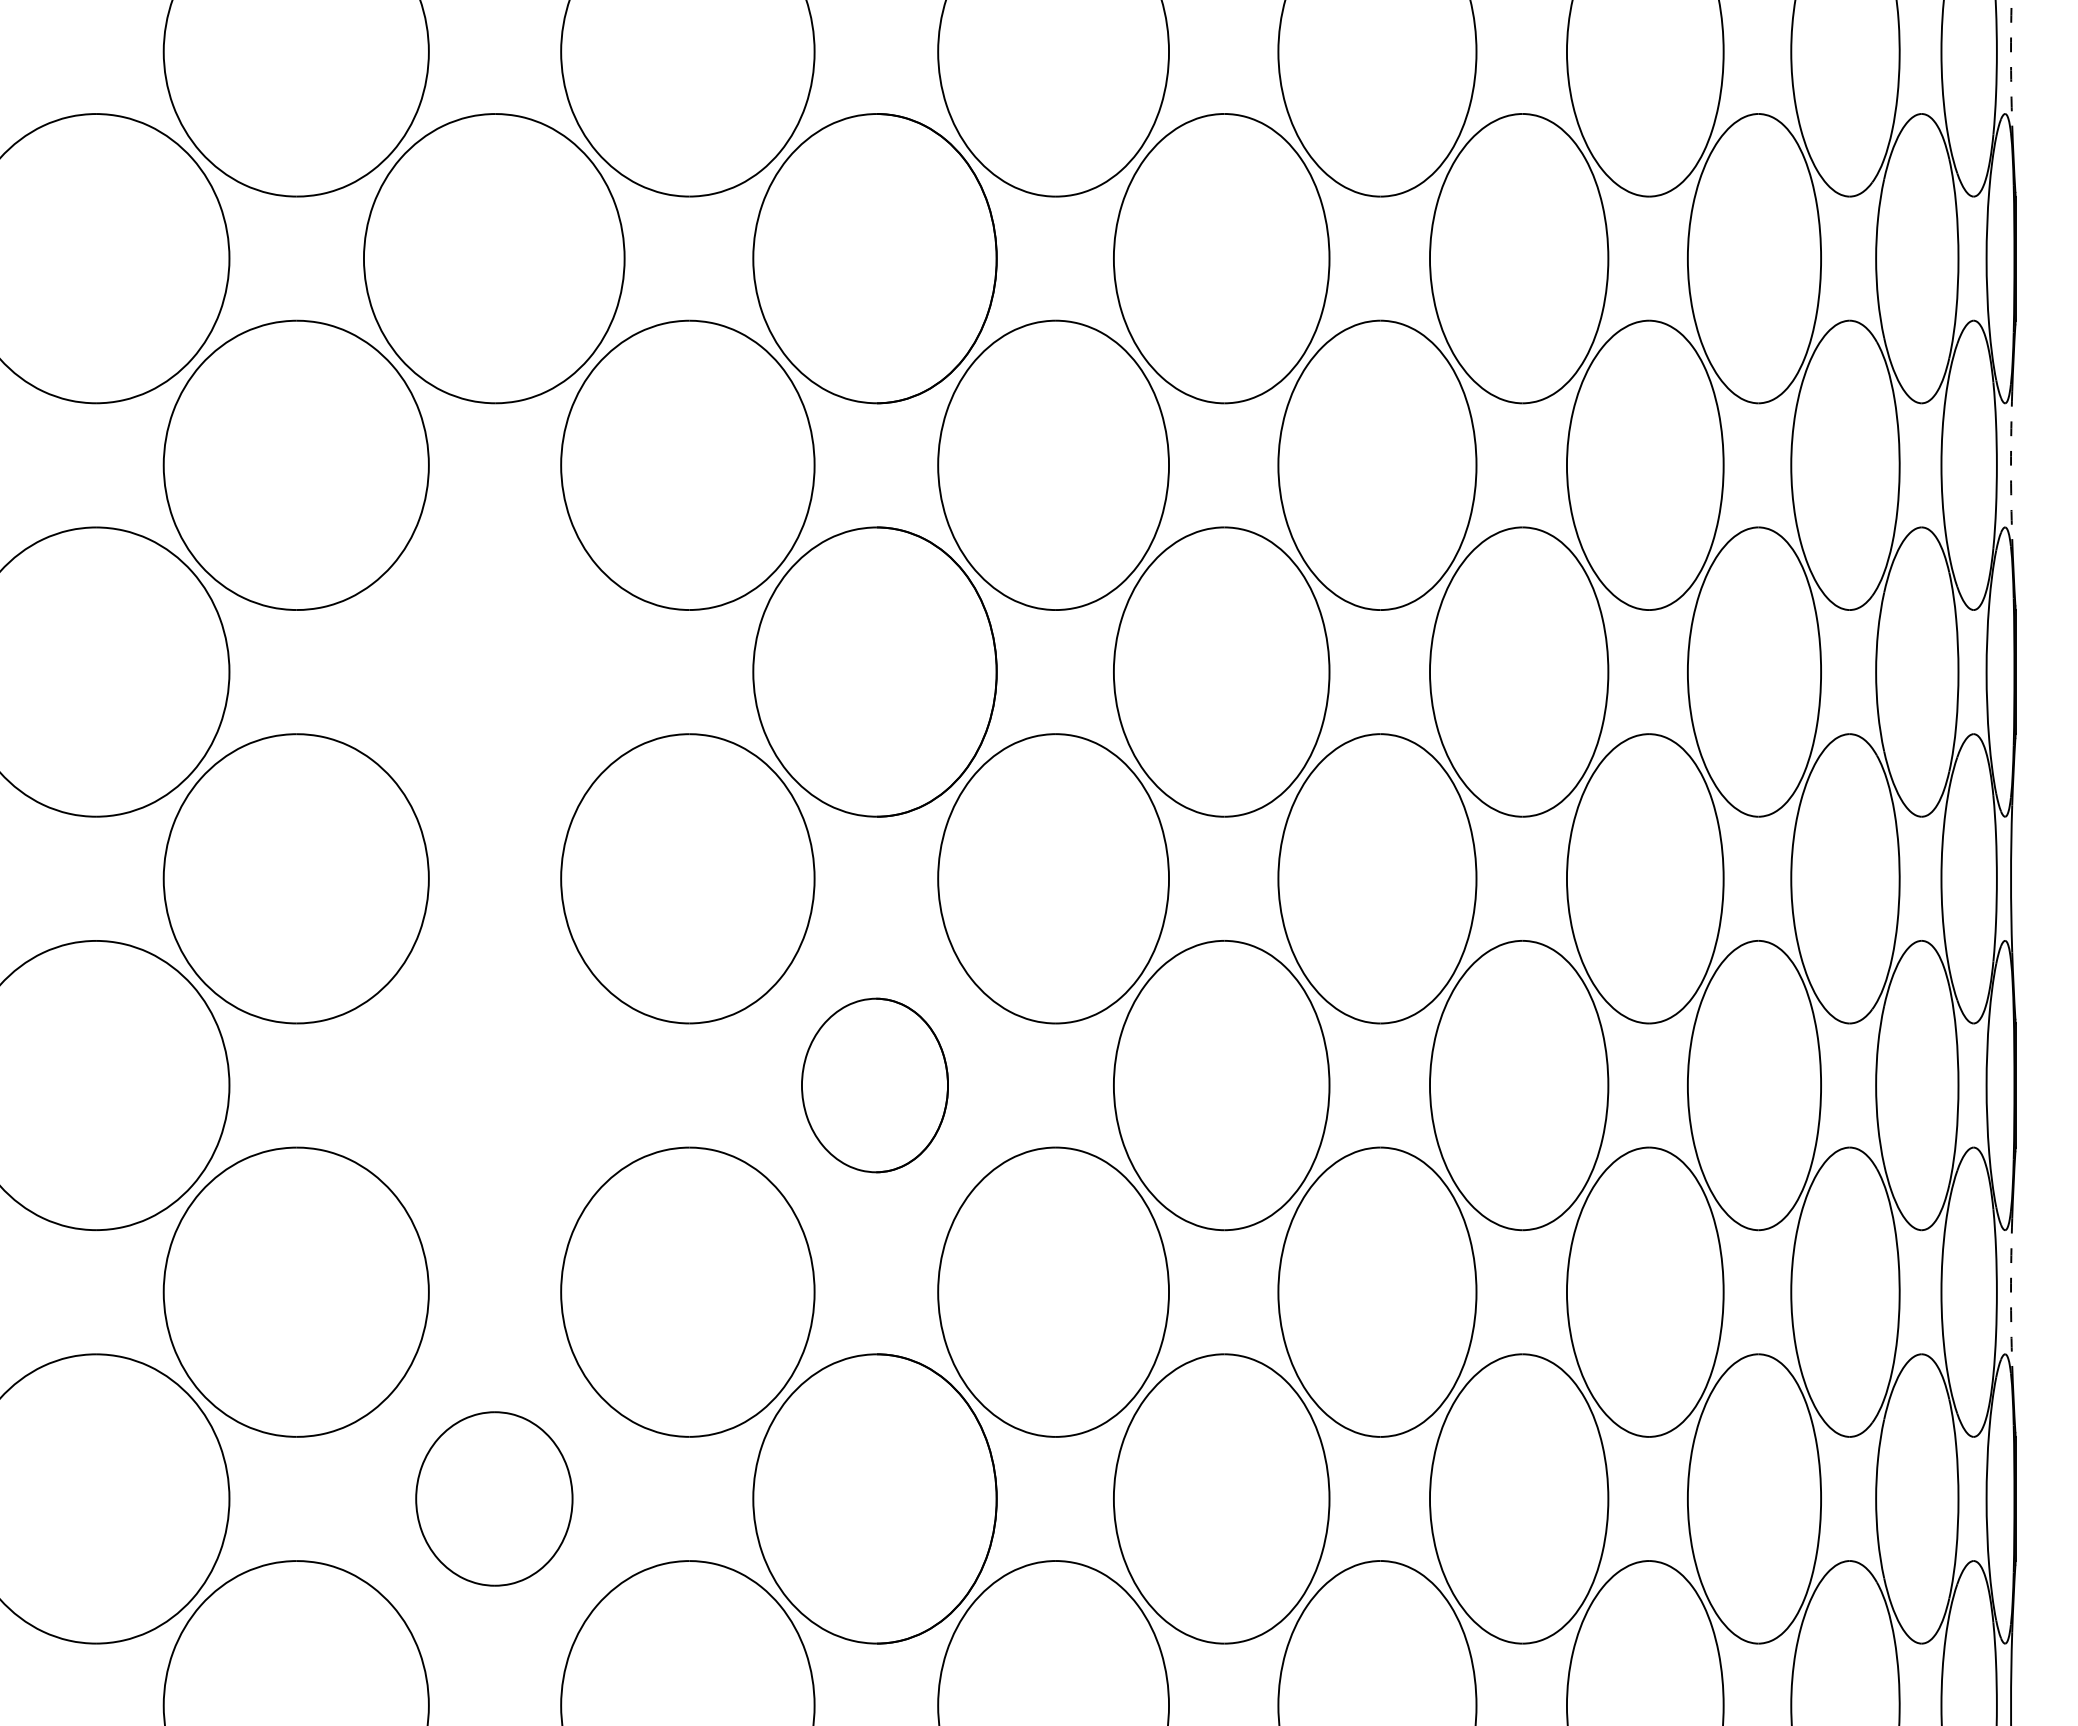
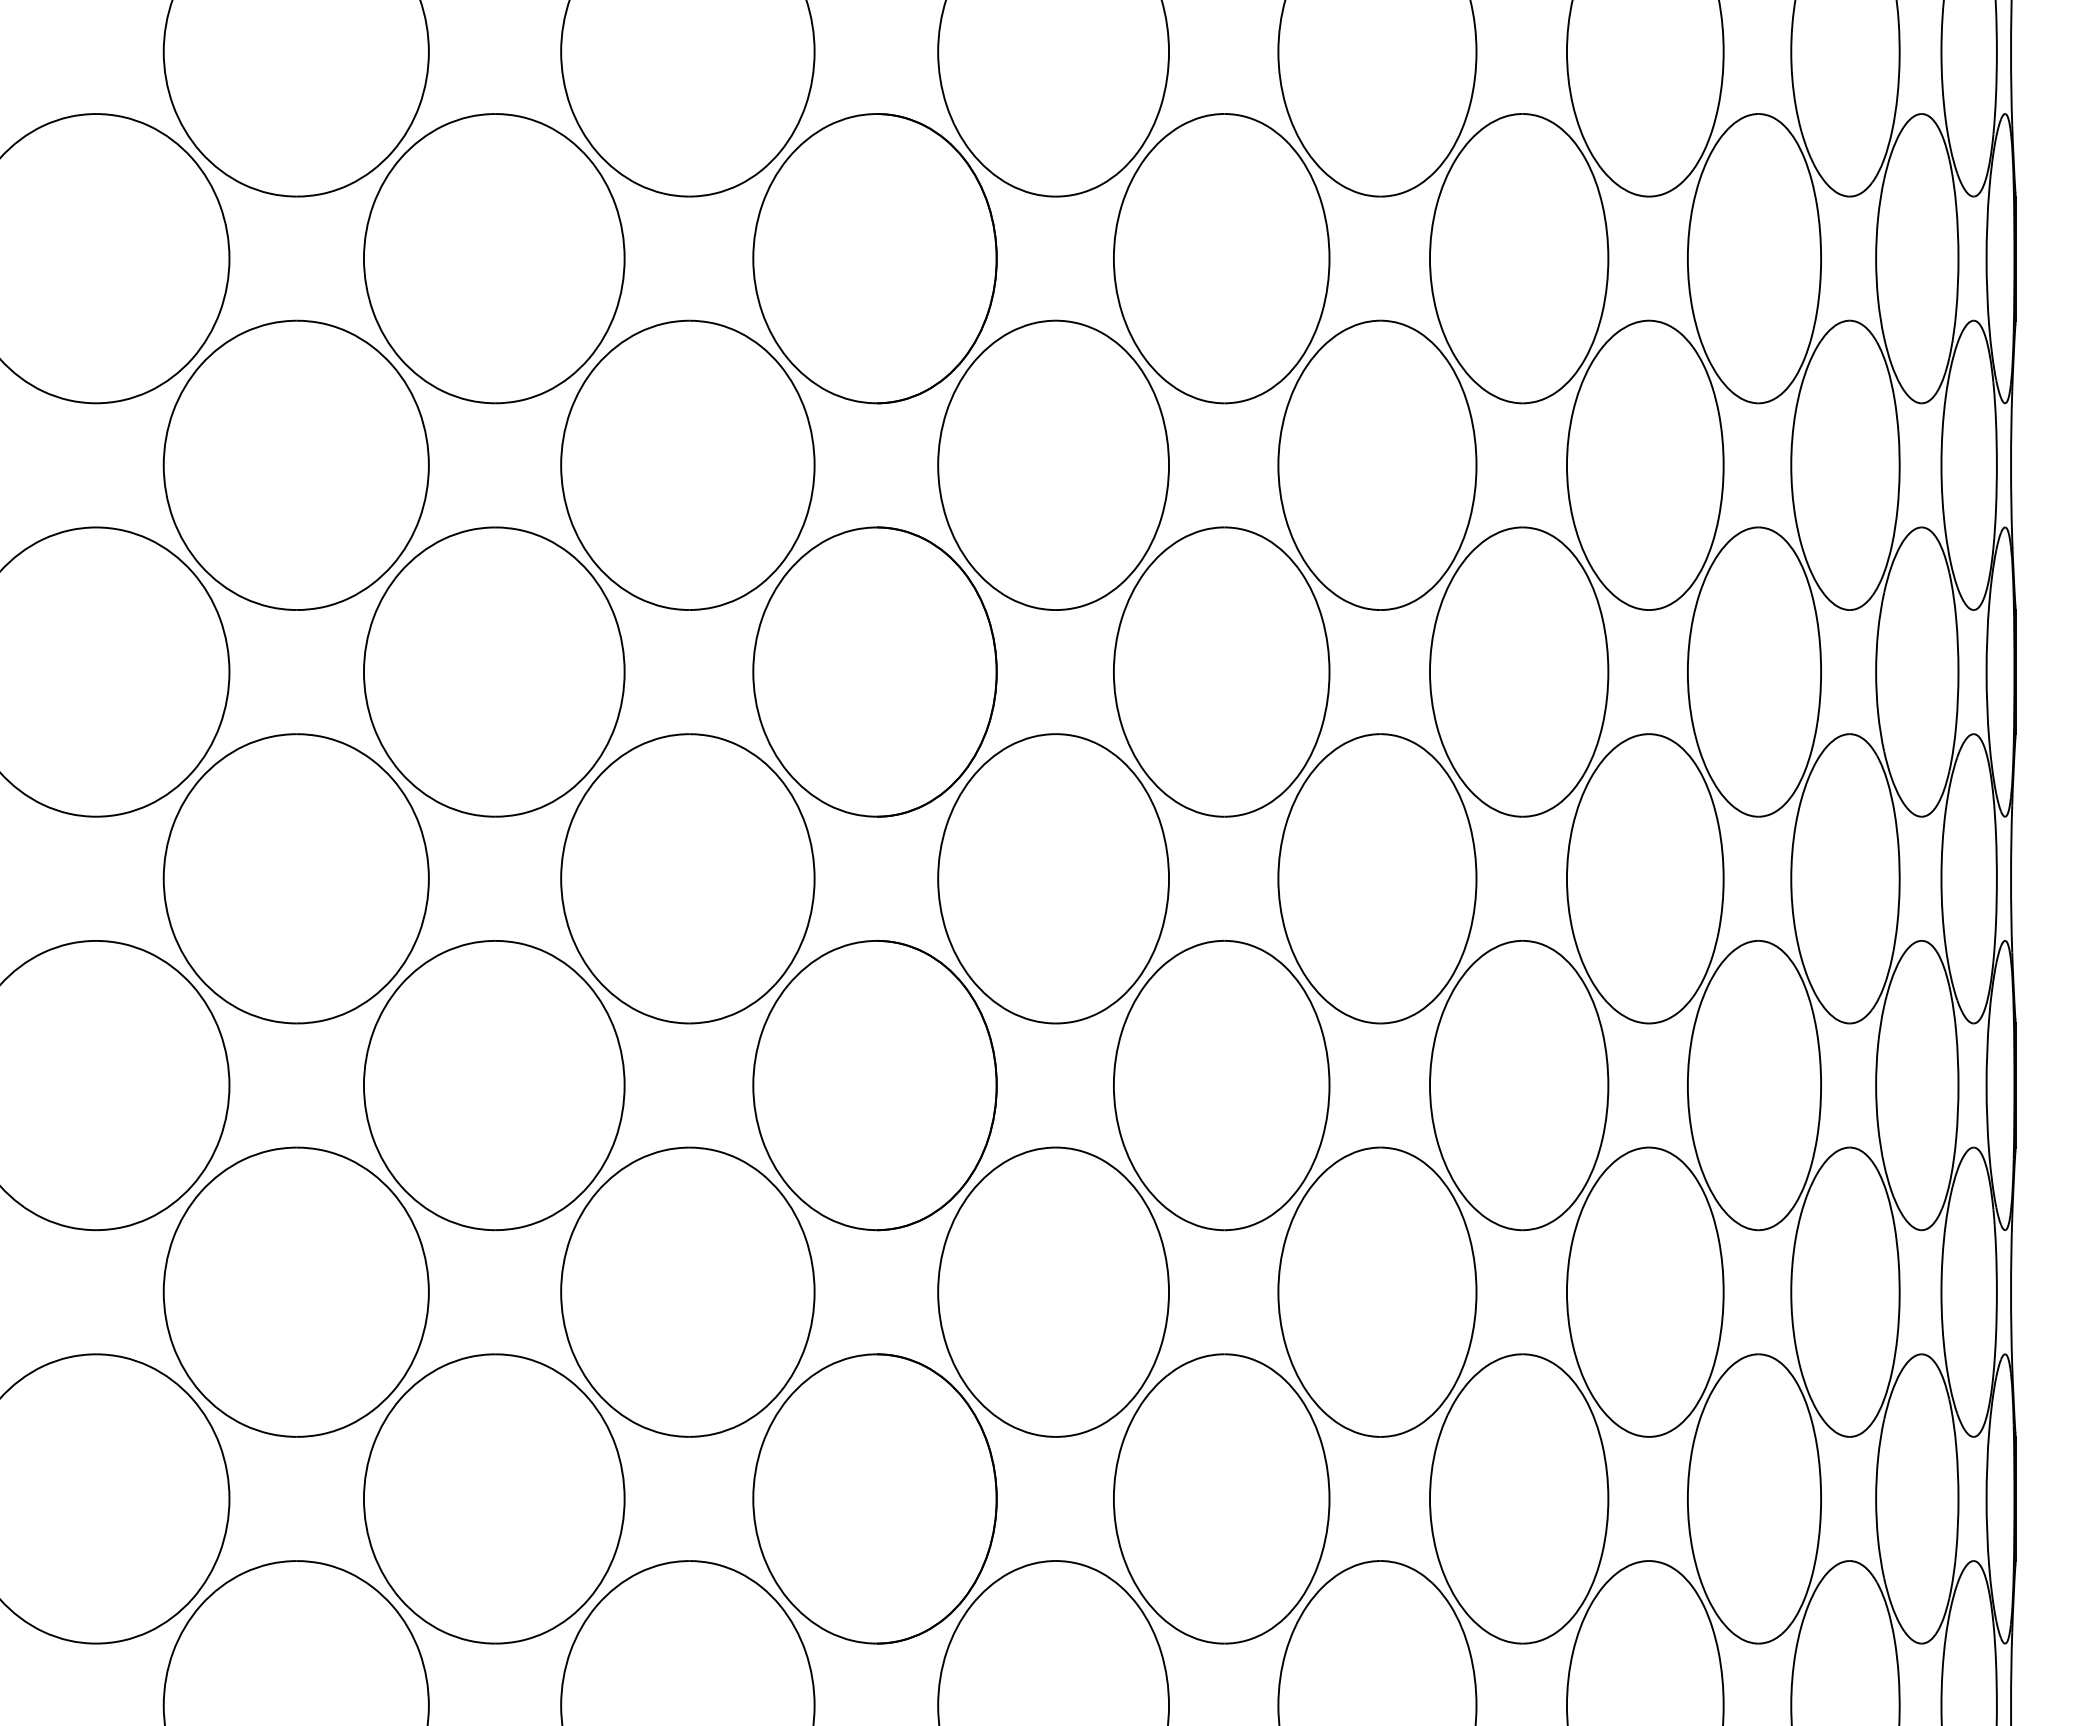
arc: dashed -> solid (2011, 63)
arc: dashed -> solid (2011, 465)
part: none -> present (494, 671)
part: none -> present (494, 1085)
part size: 148x177 px -> 246x293 px (874, 1085)
arc: dashed -> solid (2011, 1292)
part size: 159x176 px -> 263x292 px (494, 1498)
